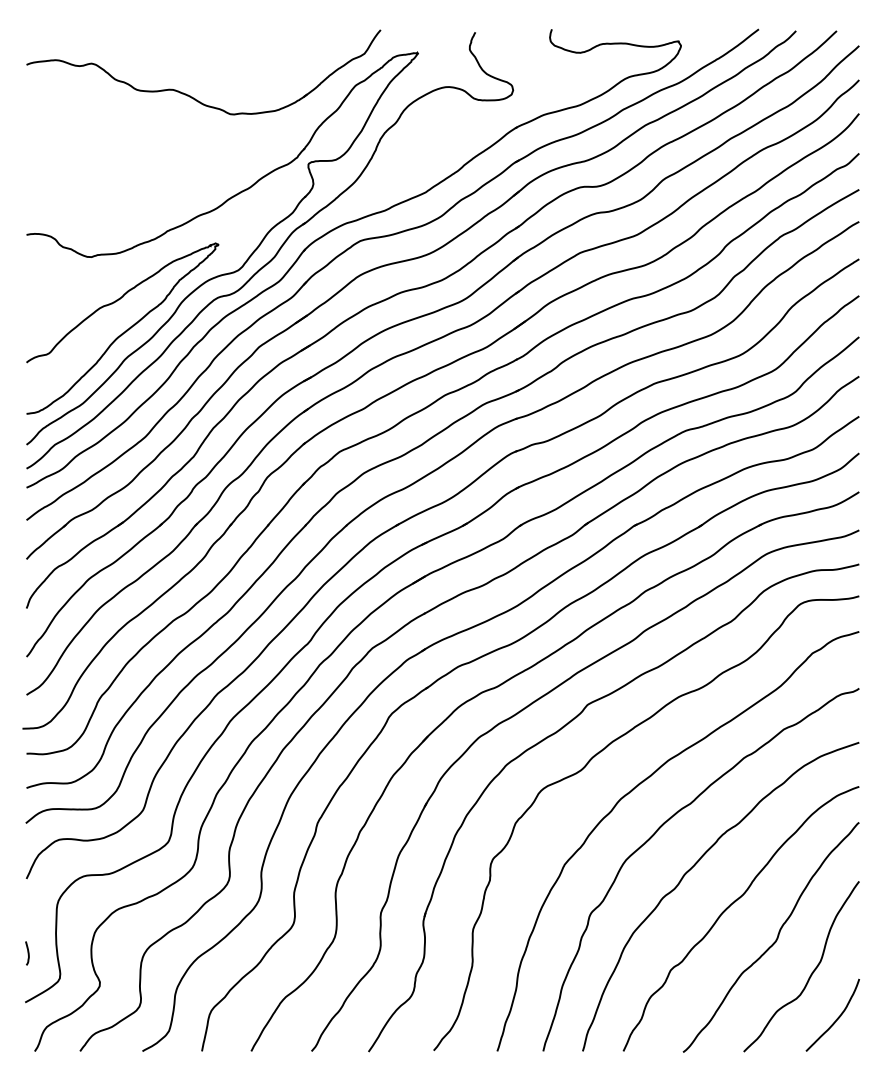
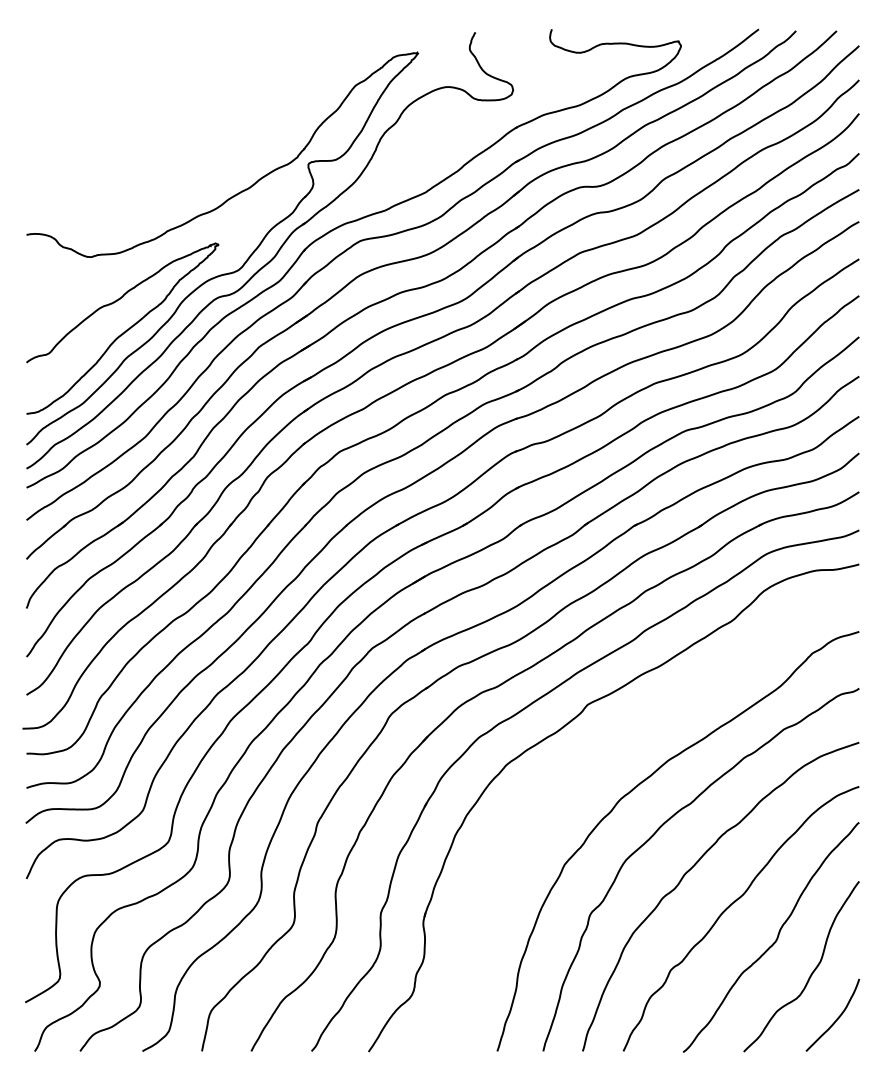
part: present -> none (192, 96)
curve: present -> none (587, 765)
curve: present -> none (27, 953)
